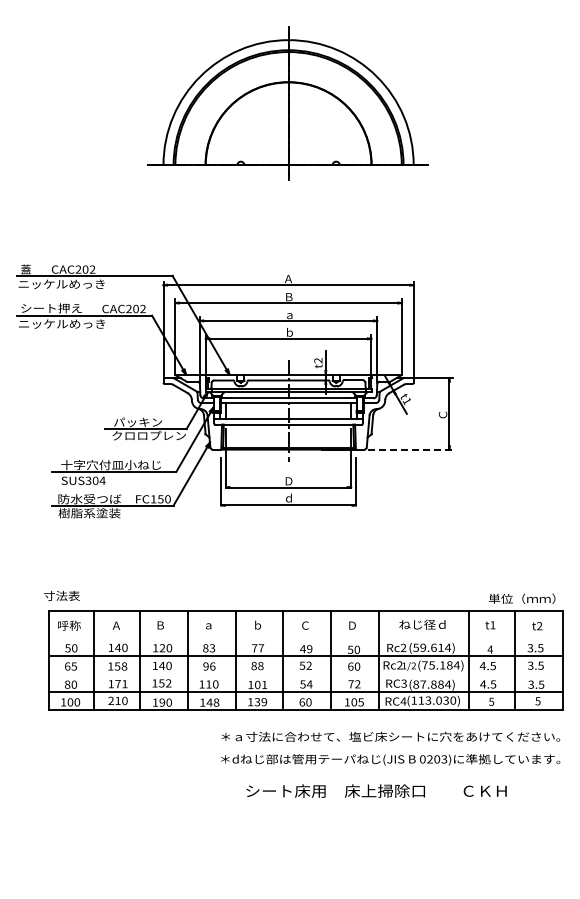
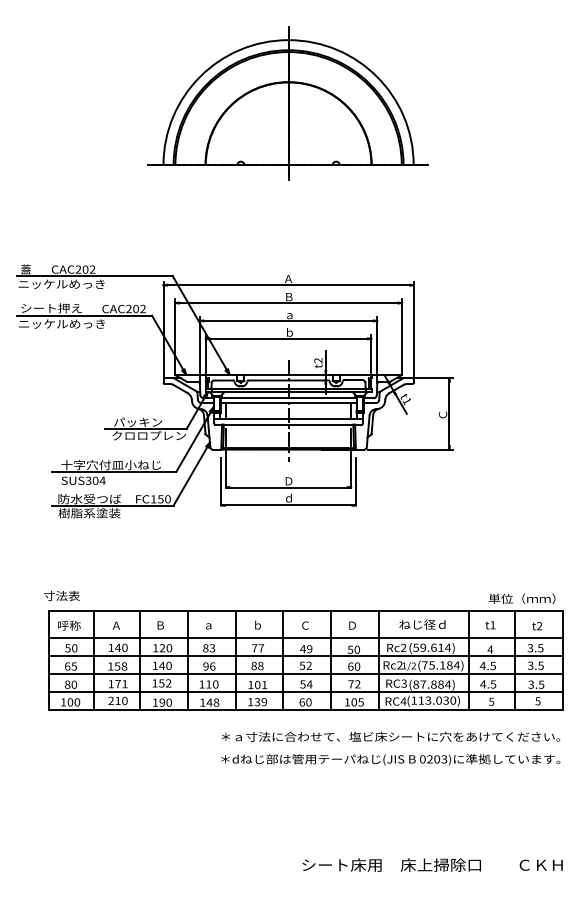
line: dashed -> solid (411, 449)
line: none -> present (305, 637)
line: none -> present (305, 673)
text position: (376, 790) -> (432, 864) (432, 864)
